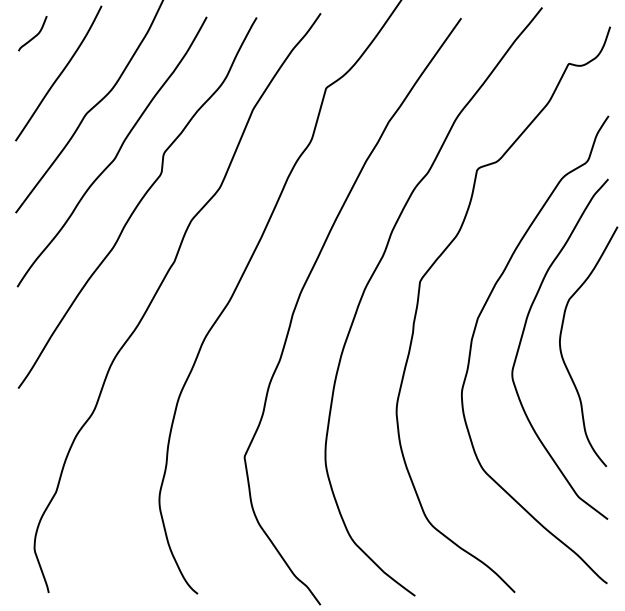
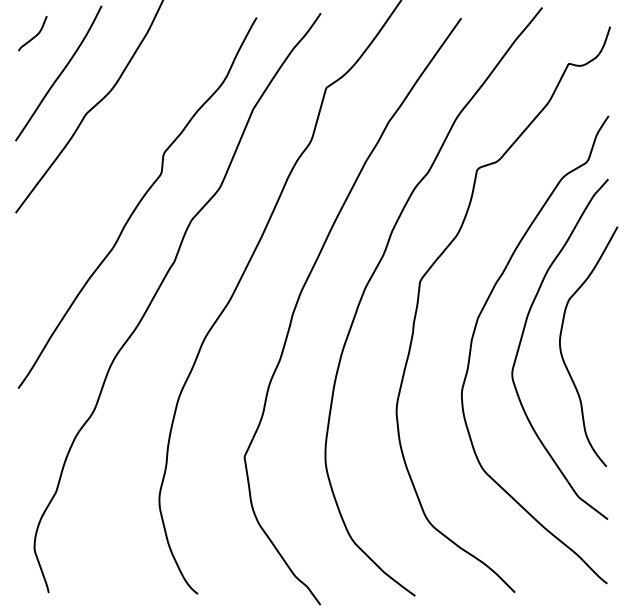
curve: present -> none (116, 153)
